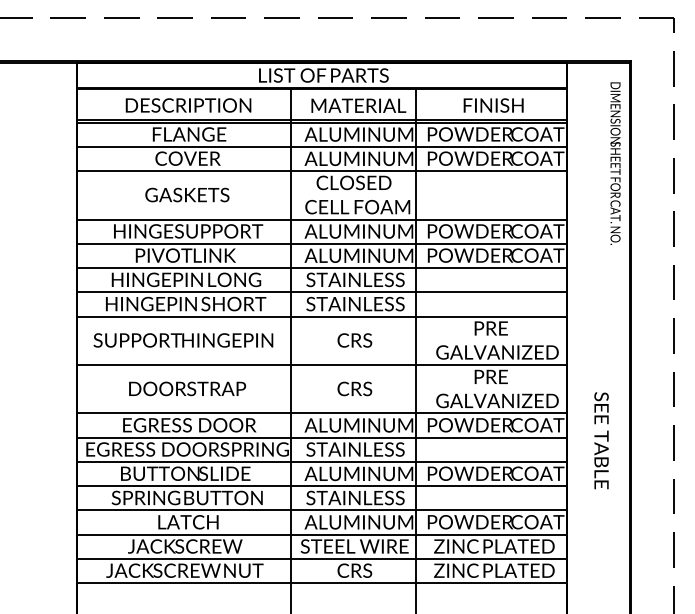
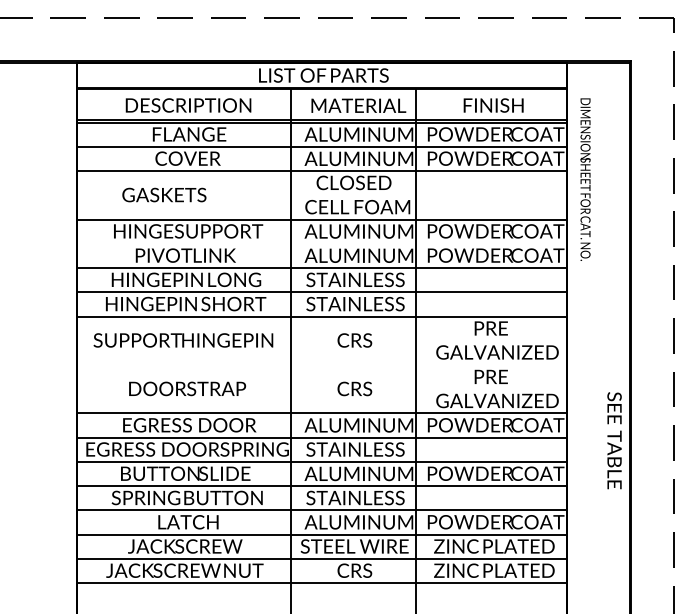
text position: (615, 163) -> (585, 179) (585, 179)
text position: (187, 194) -> (164, 194) (164, 194)
line: present -> none (322, 243)
line: present -> none (322, 364)
text position: (601, 440) -> (614, 440) (614, 440)
